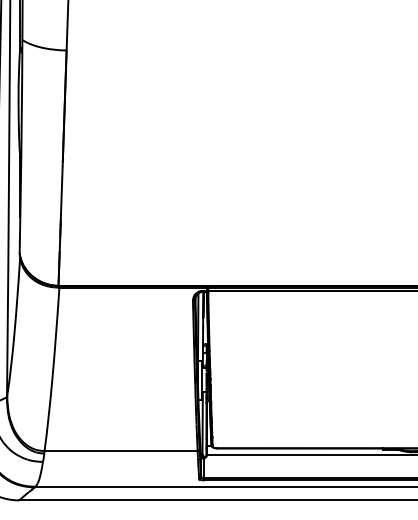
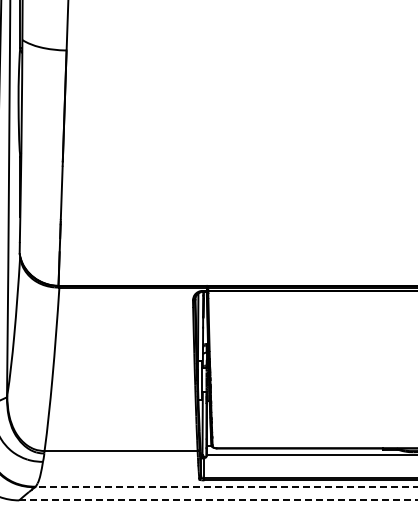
line: solid -> dashed (226, 486)
line: solid -> dashed (219, 500)
